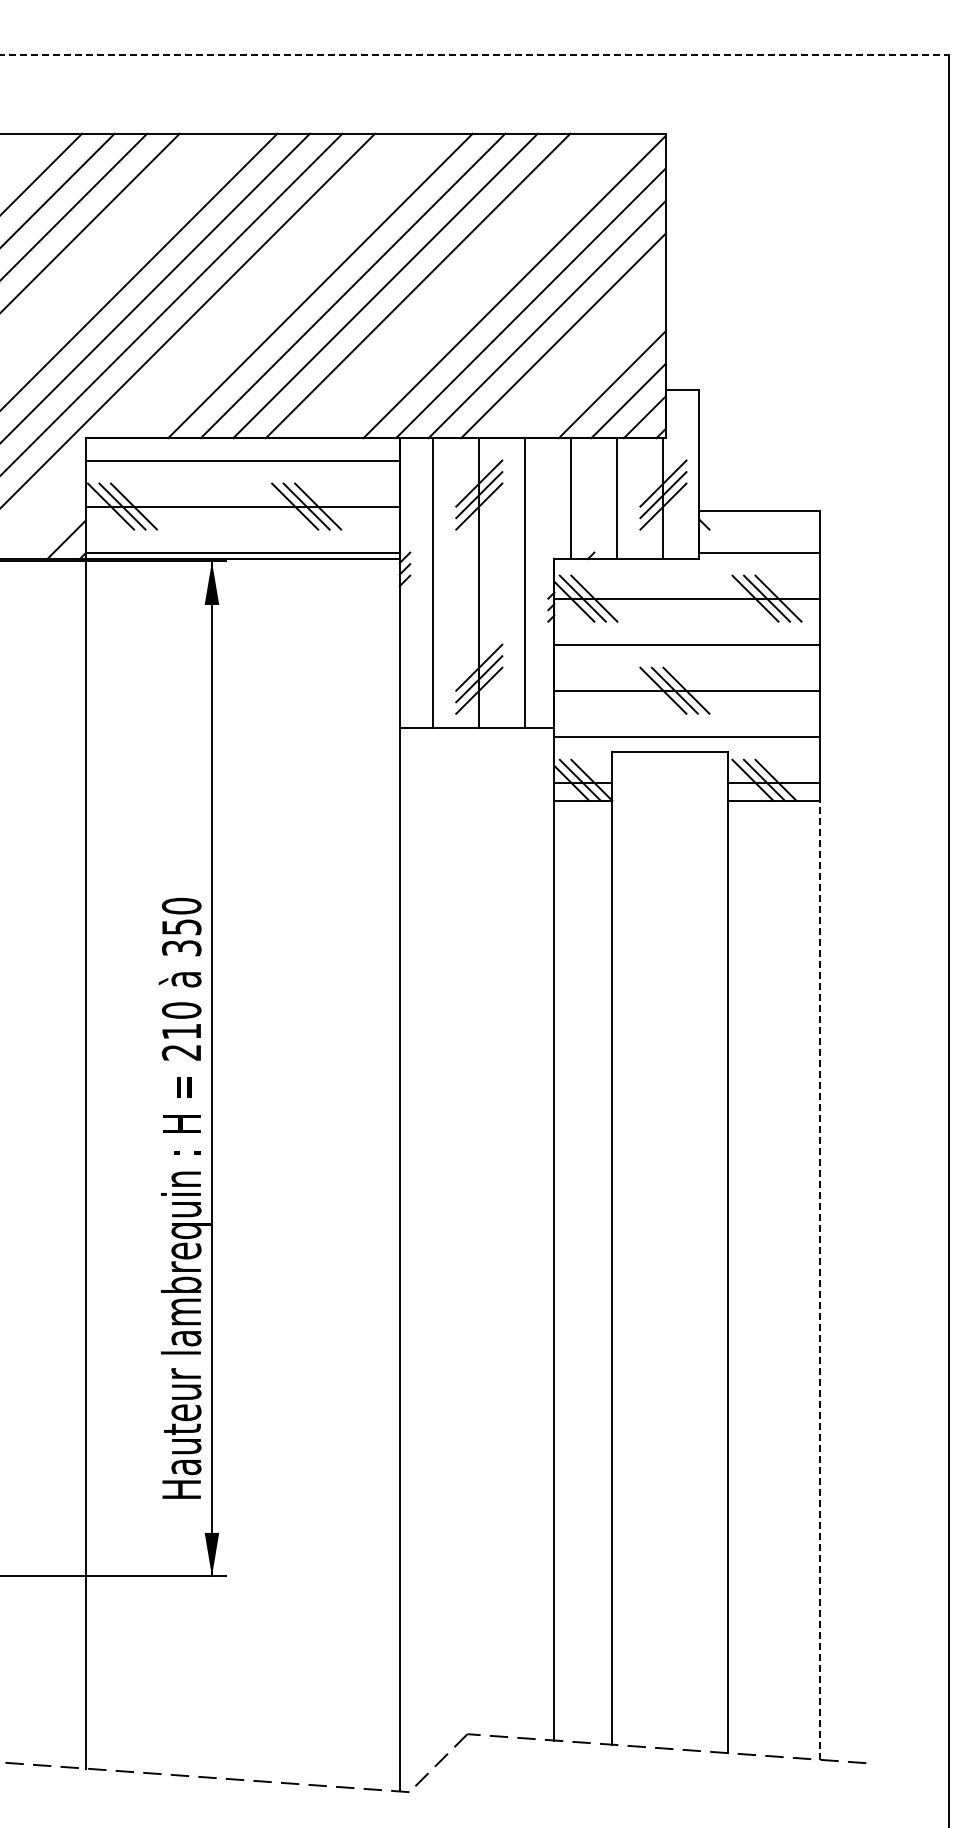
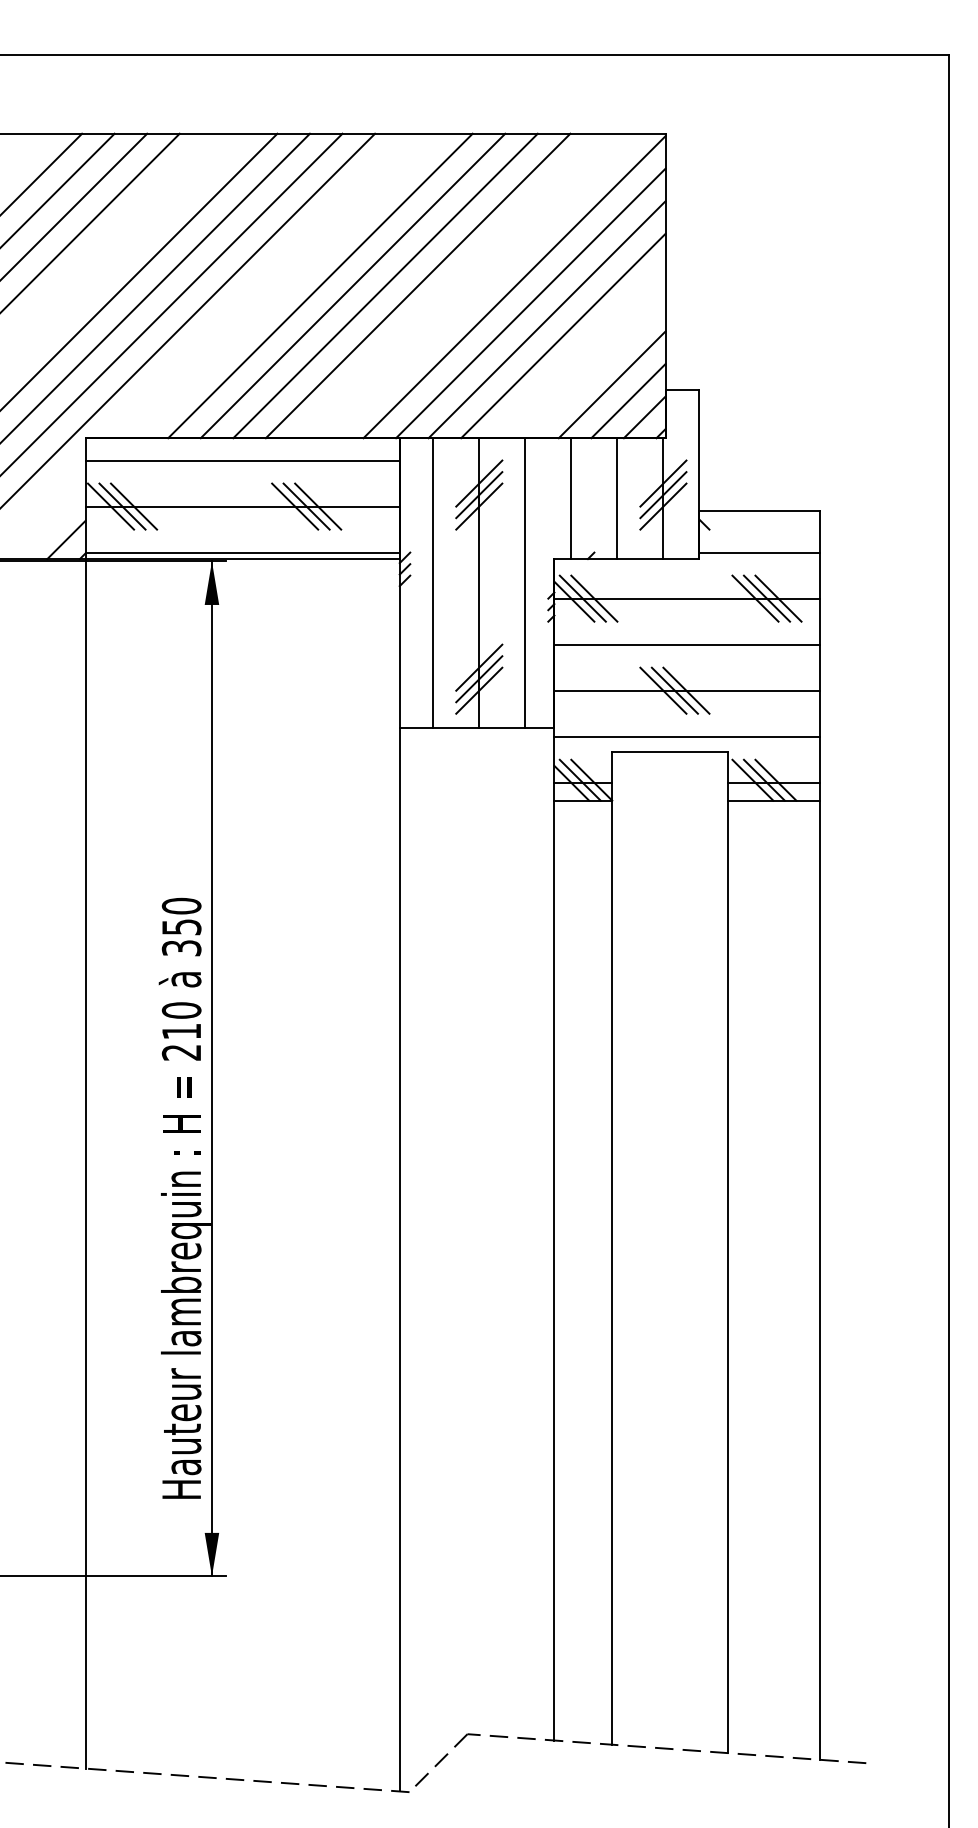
line: dashed -> solid (474, 54)
line: dashed -> solid (820, 1280)
